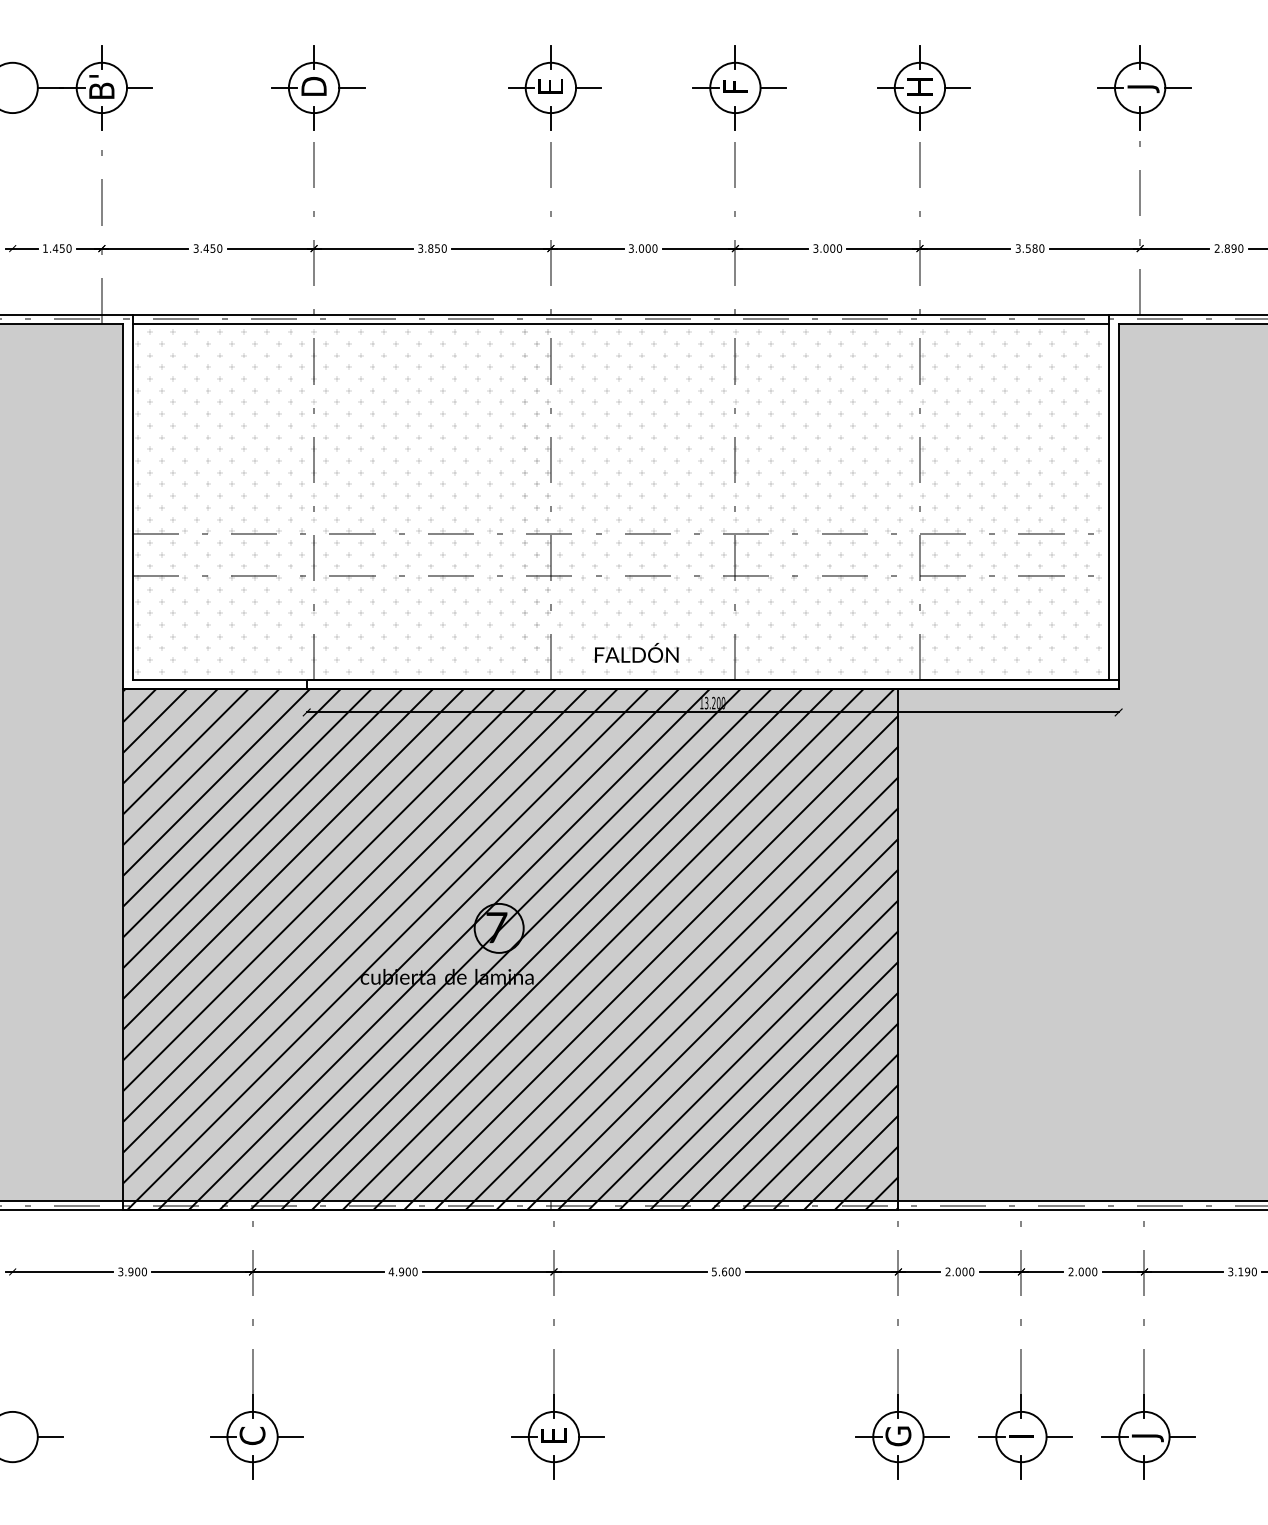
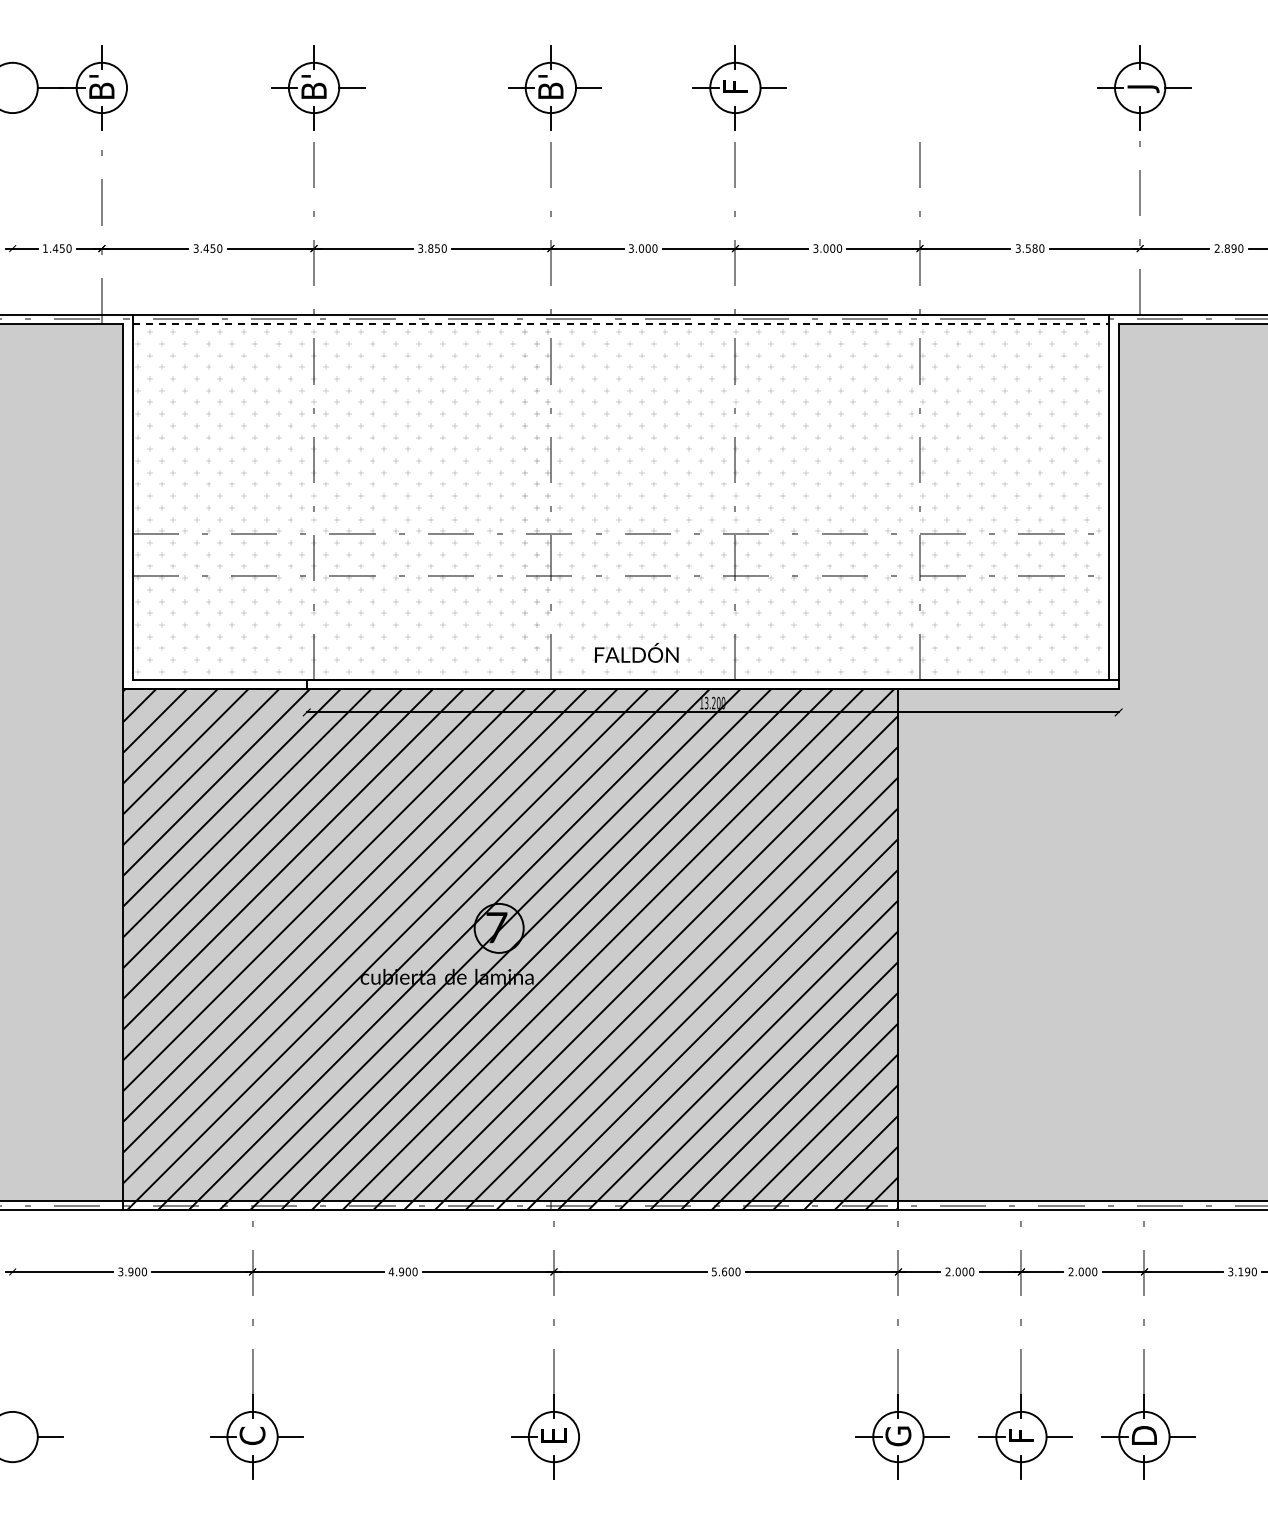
text: D -> B' (313, 86)
text: E -> B' (550, 86)
line: present -> none (139, 87)
part: present -> none (923, 87)
line: solid -> dashed (621, 323)
text: I -> F (1021, 1435)
text: J -> D (1147, 1435)
line: present -> none (591, 1437)
